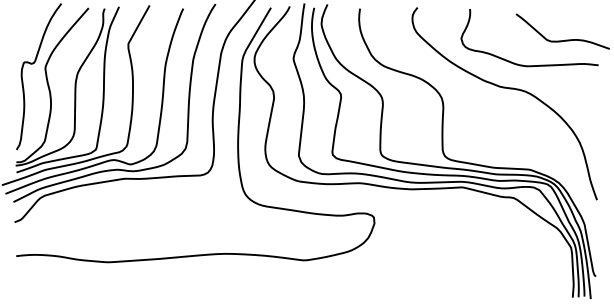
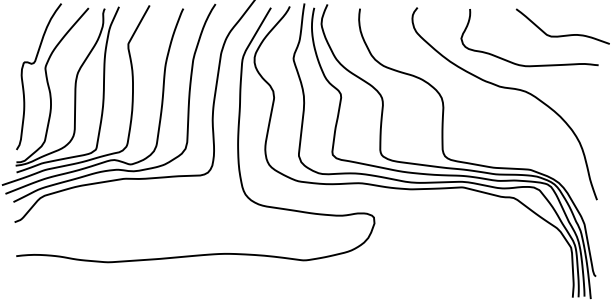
curve position: (565, 39) -> (565, 34) (565, 34)
